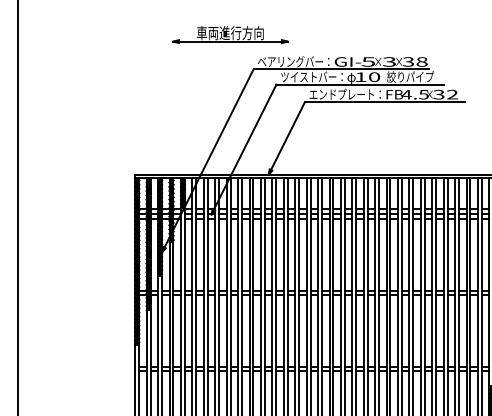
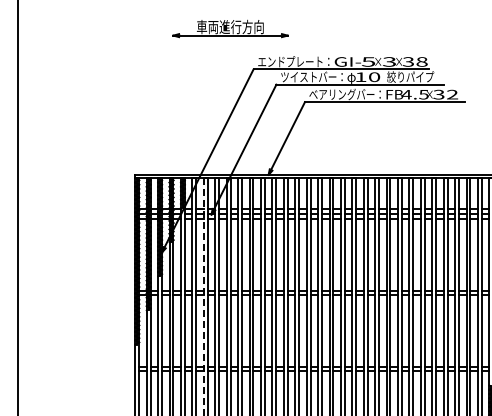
part position: (230, 34) -> (230, 28) (230, 28)
text: ベアリングバー： -> エンドプレート： (290, 61)
text: エンドプレート： -> ベアリングバー： (341, 94)
line: solid -> dashed (203, 297)
